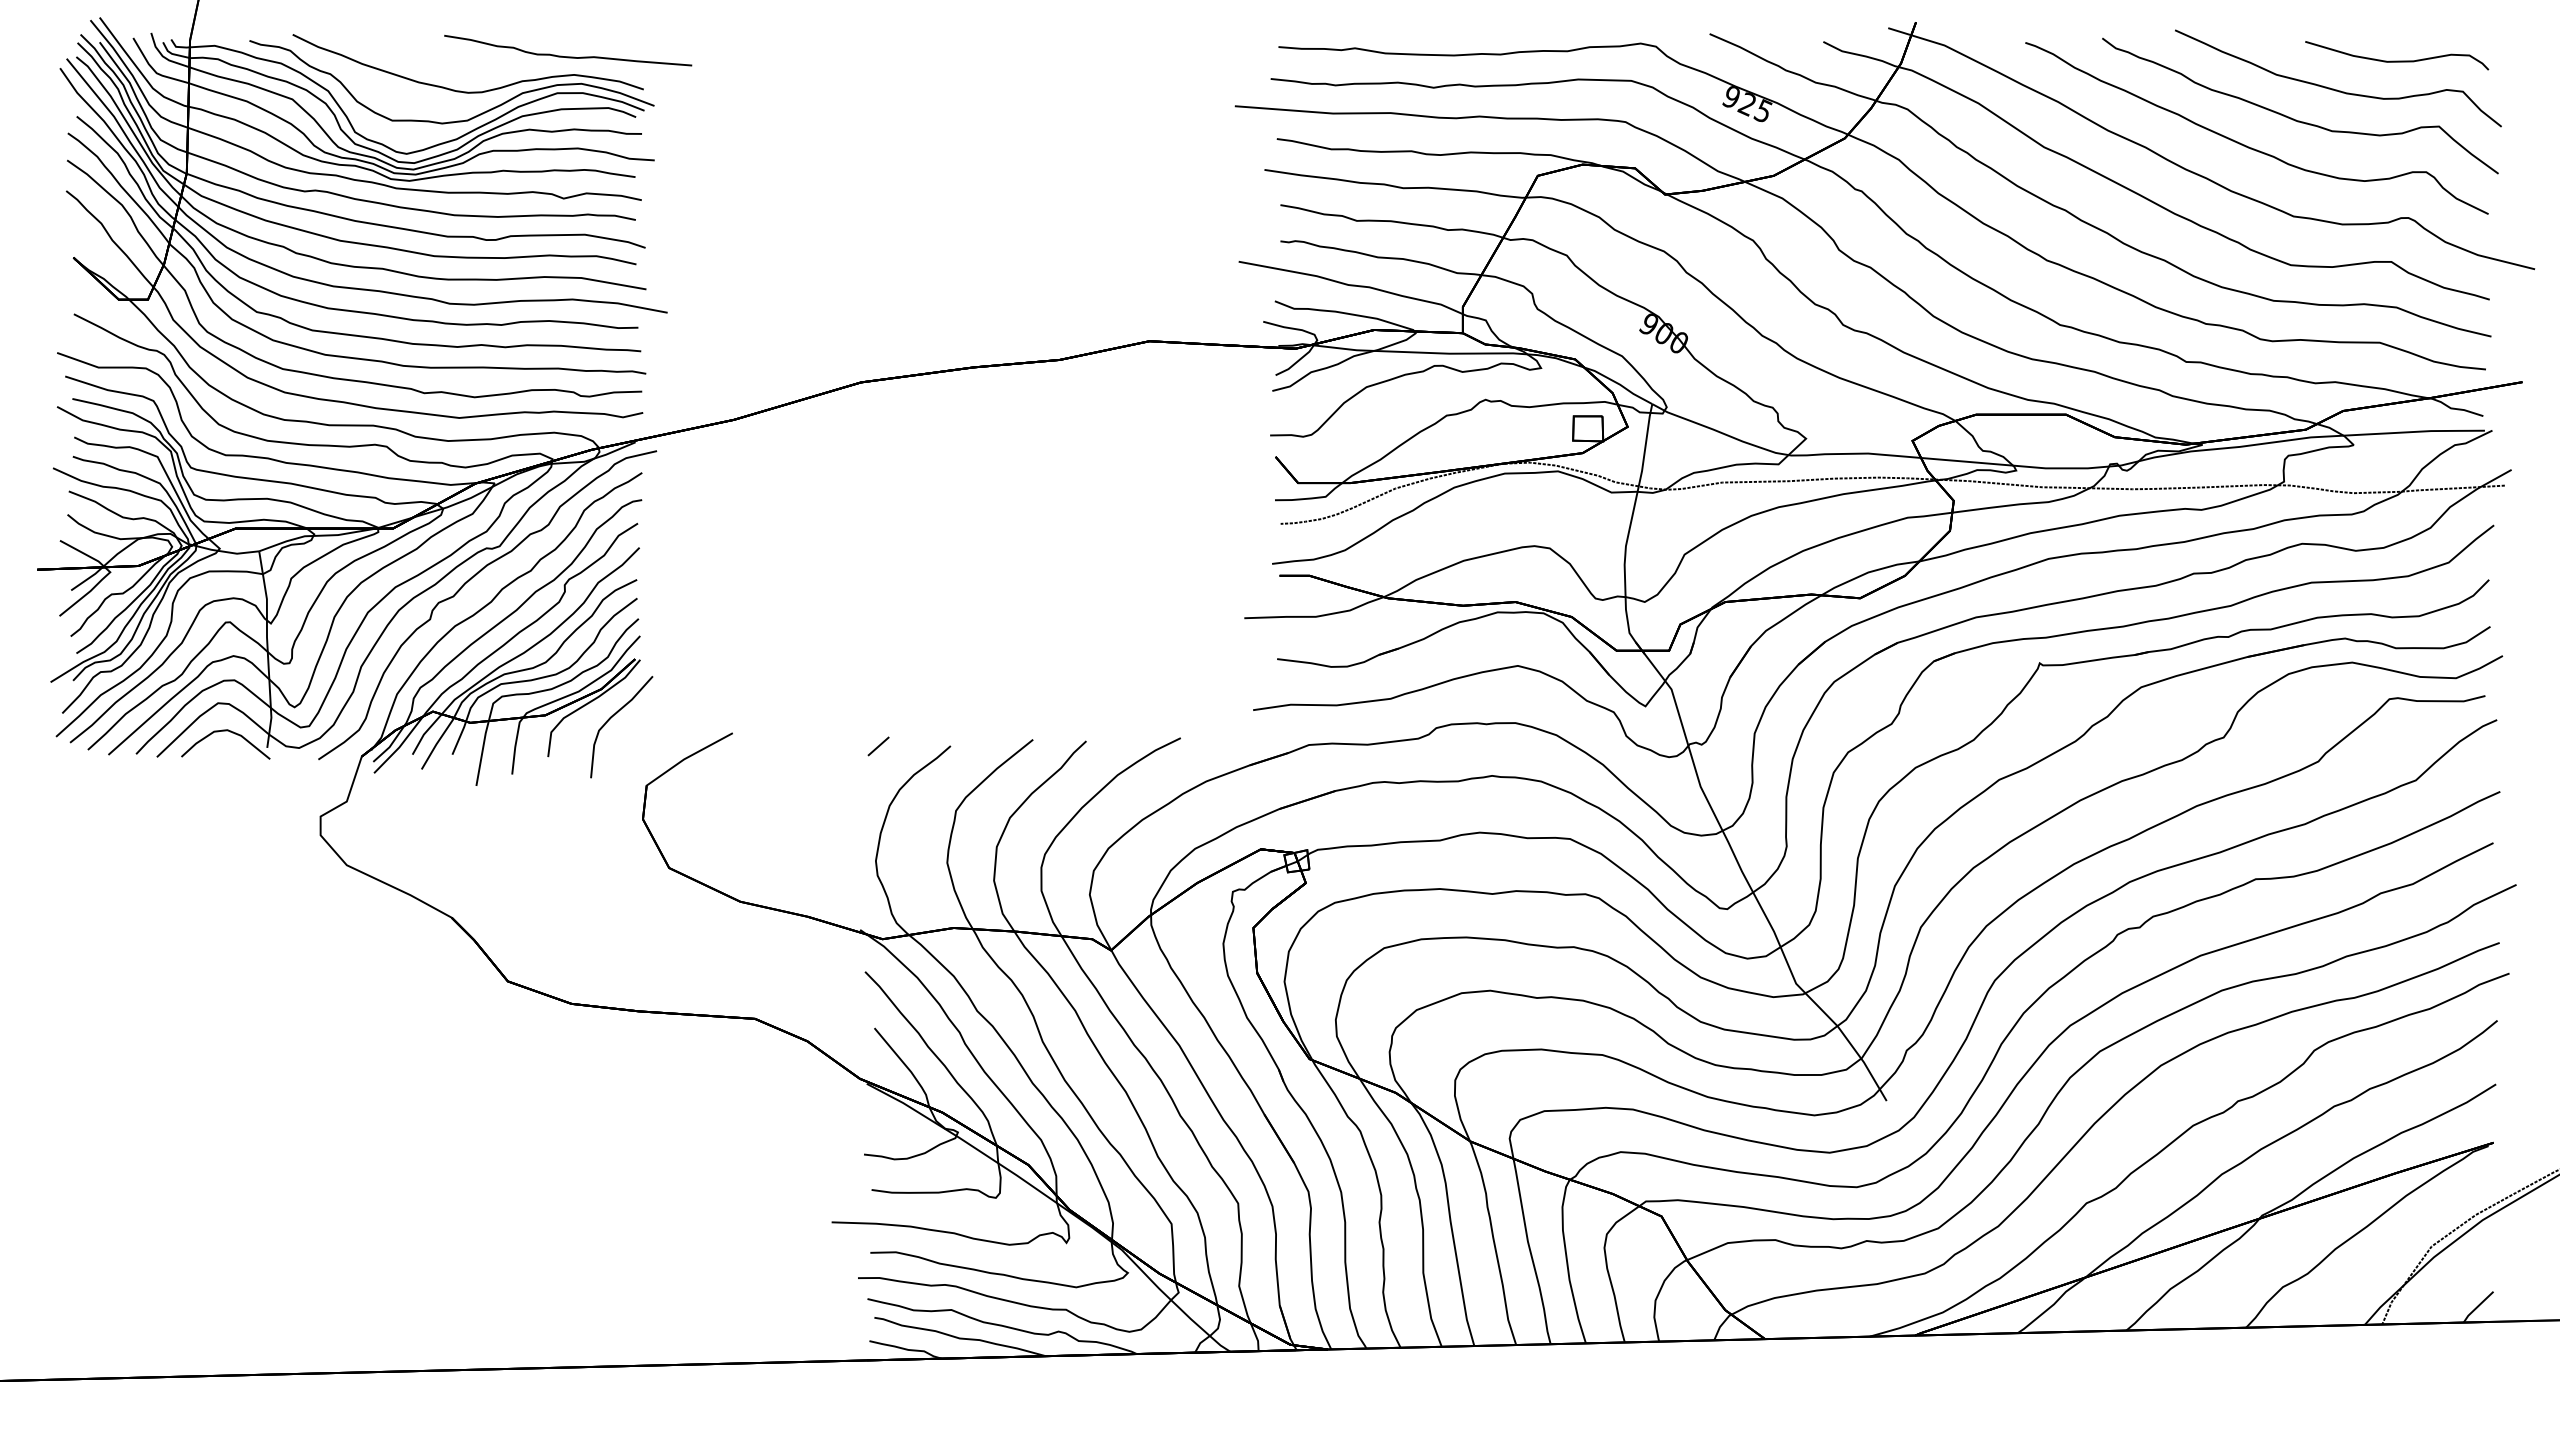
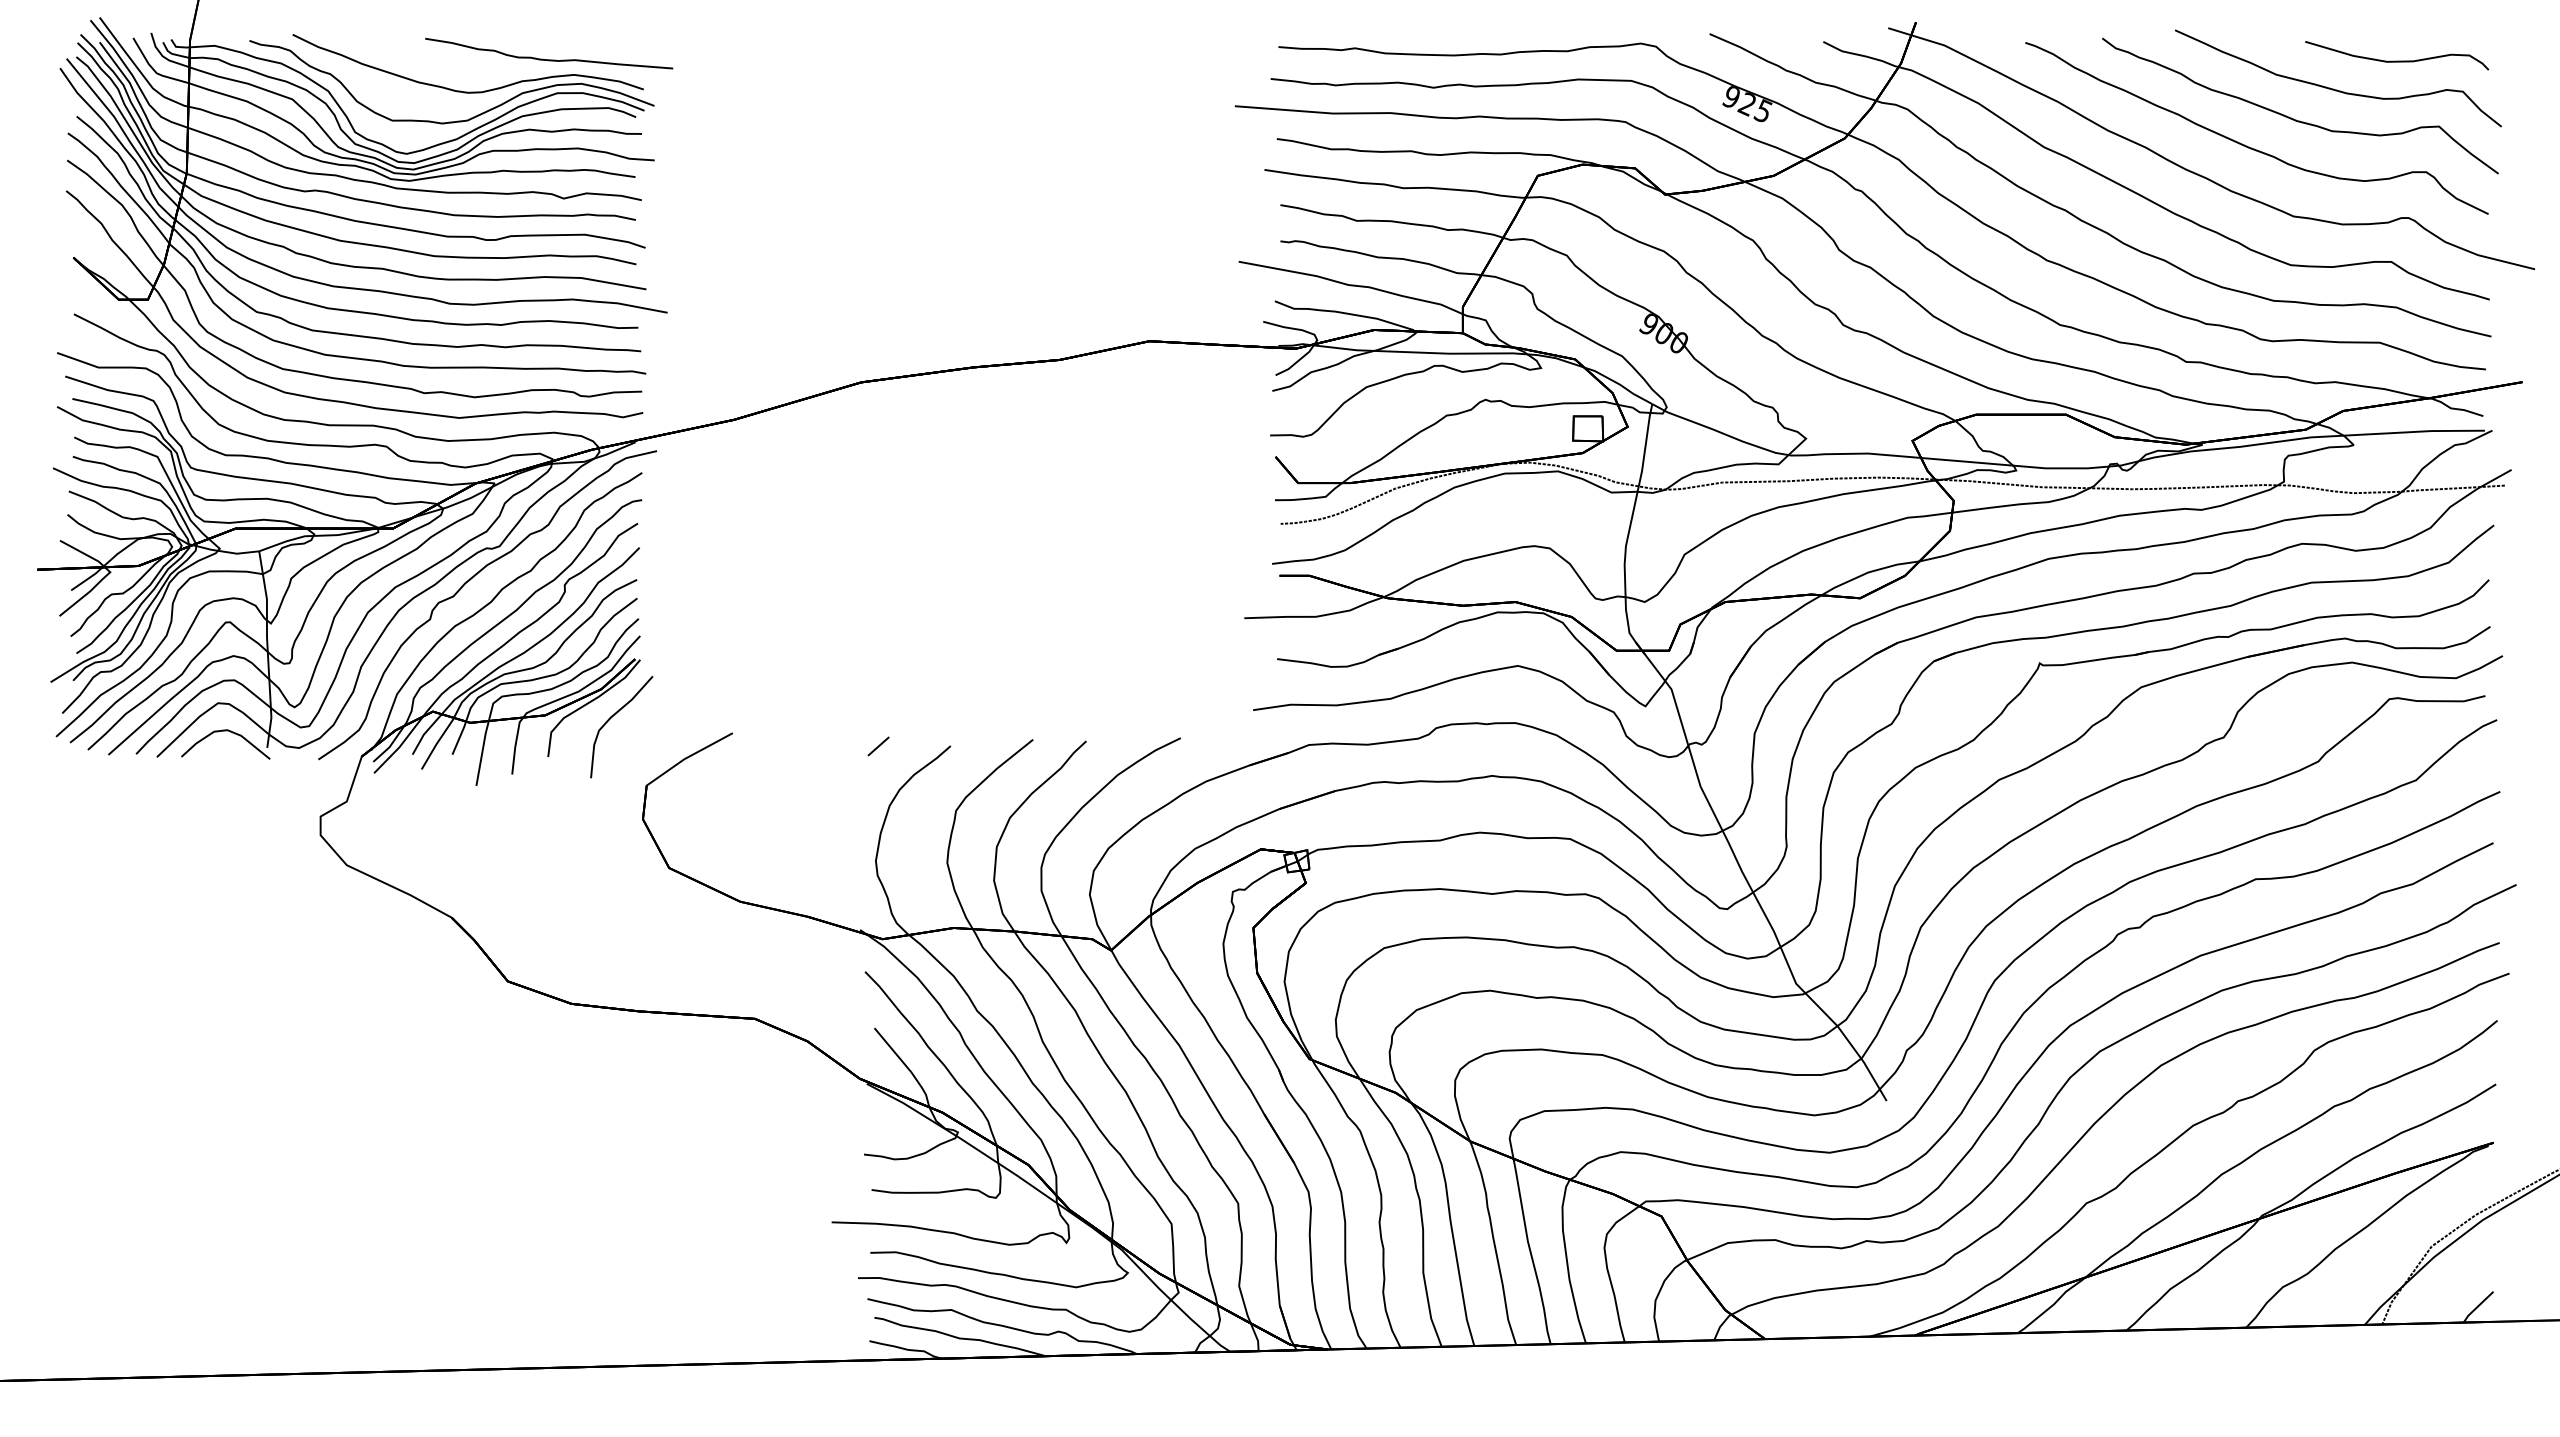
part position: (568, 50) -> (549, 53) (549, 53)
